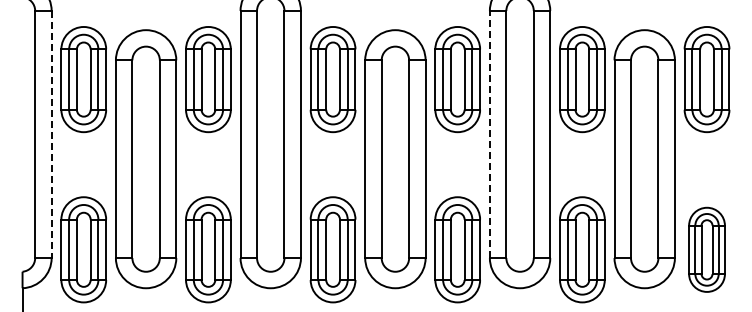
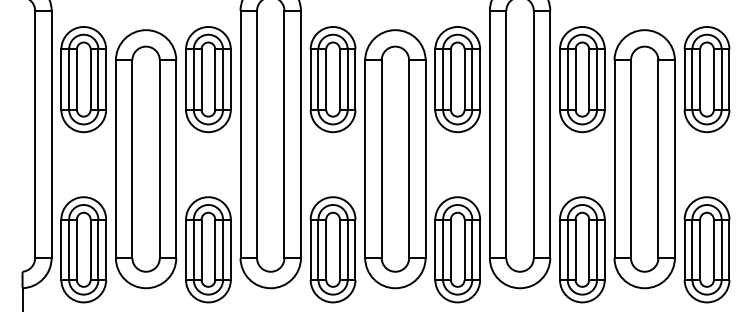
line: dashed -> solid (51, 134)
line: dashed -> solid (489, 134)
part size: 38x87 px -> 48x108 px (706, 249)
